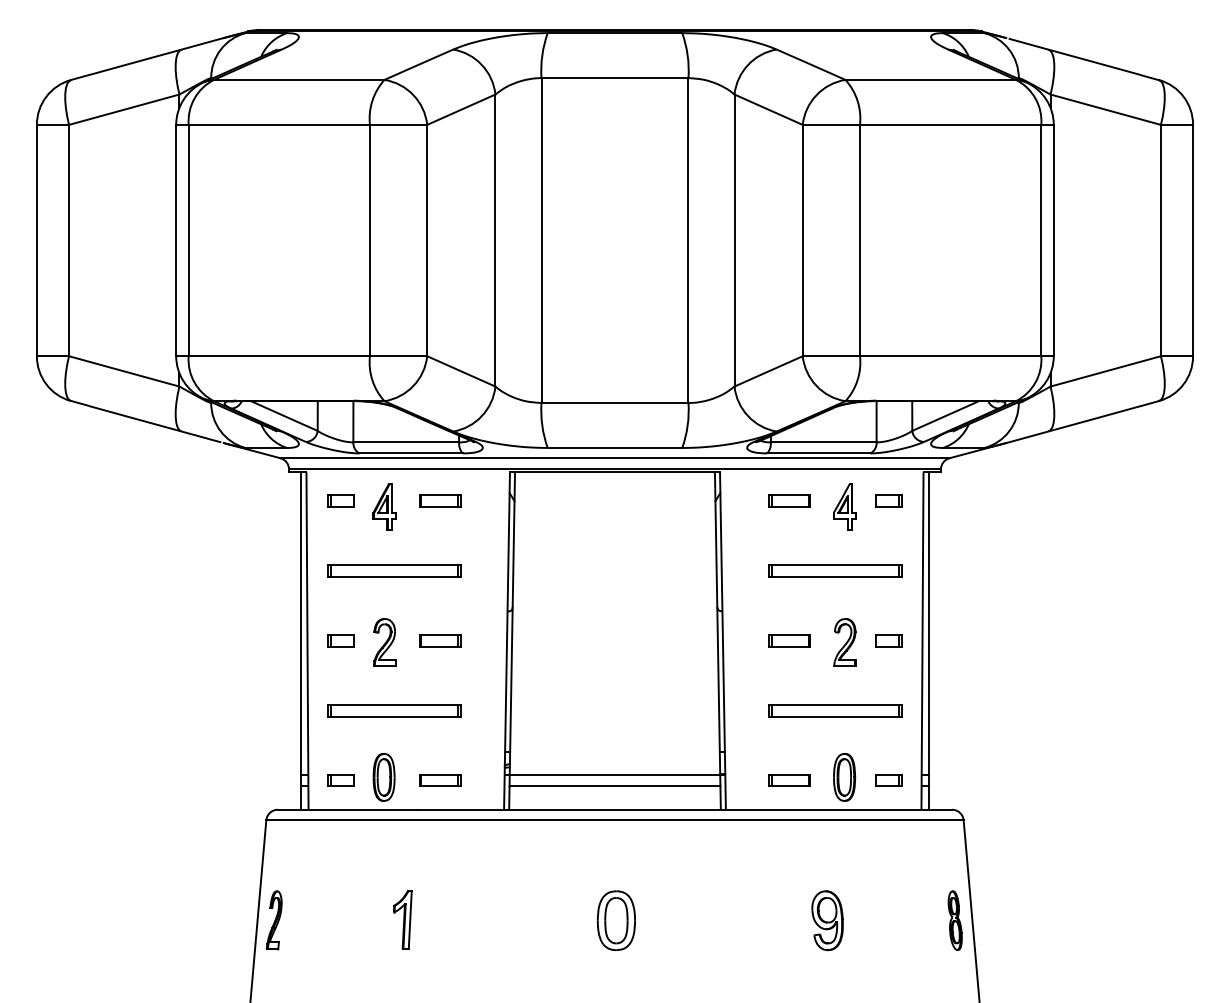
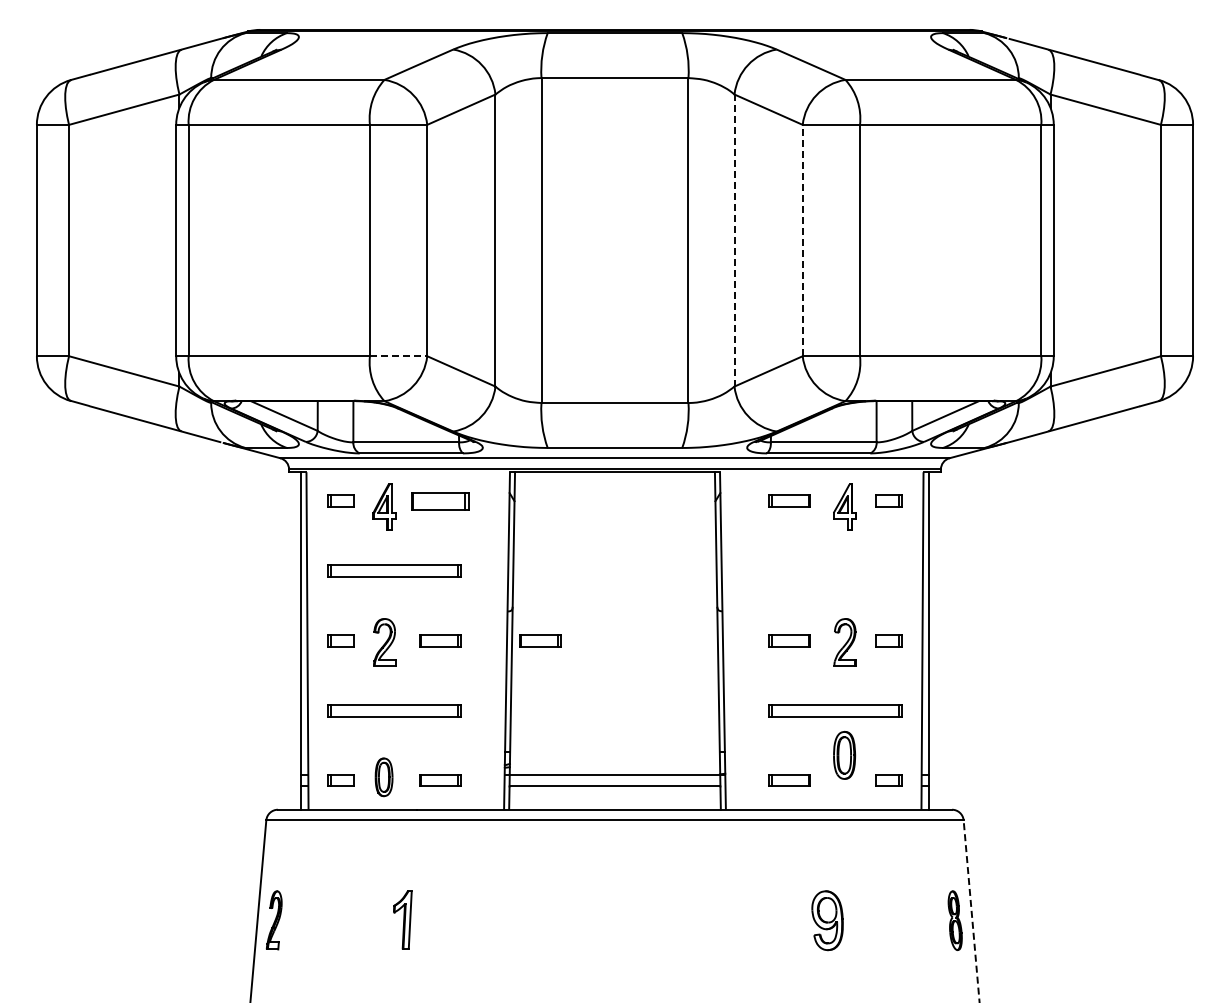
line: solid -> dashed (734, 240)
line: solid -> dashed (802, 240)
line: solid -> dashed (398, 356)
part size: 43x14 px -> 59x19 px (440, 501)
part: present -> none (835, 570)
part: none -> present (540, 640)
part size: 24x50 px -> 20x41 px (383, 777)
part position: (844, 776) -> (844, 754) (844, 754)
line: solid -> dashed (971, 911)
part: present -> none (615, 920)
